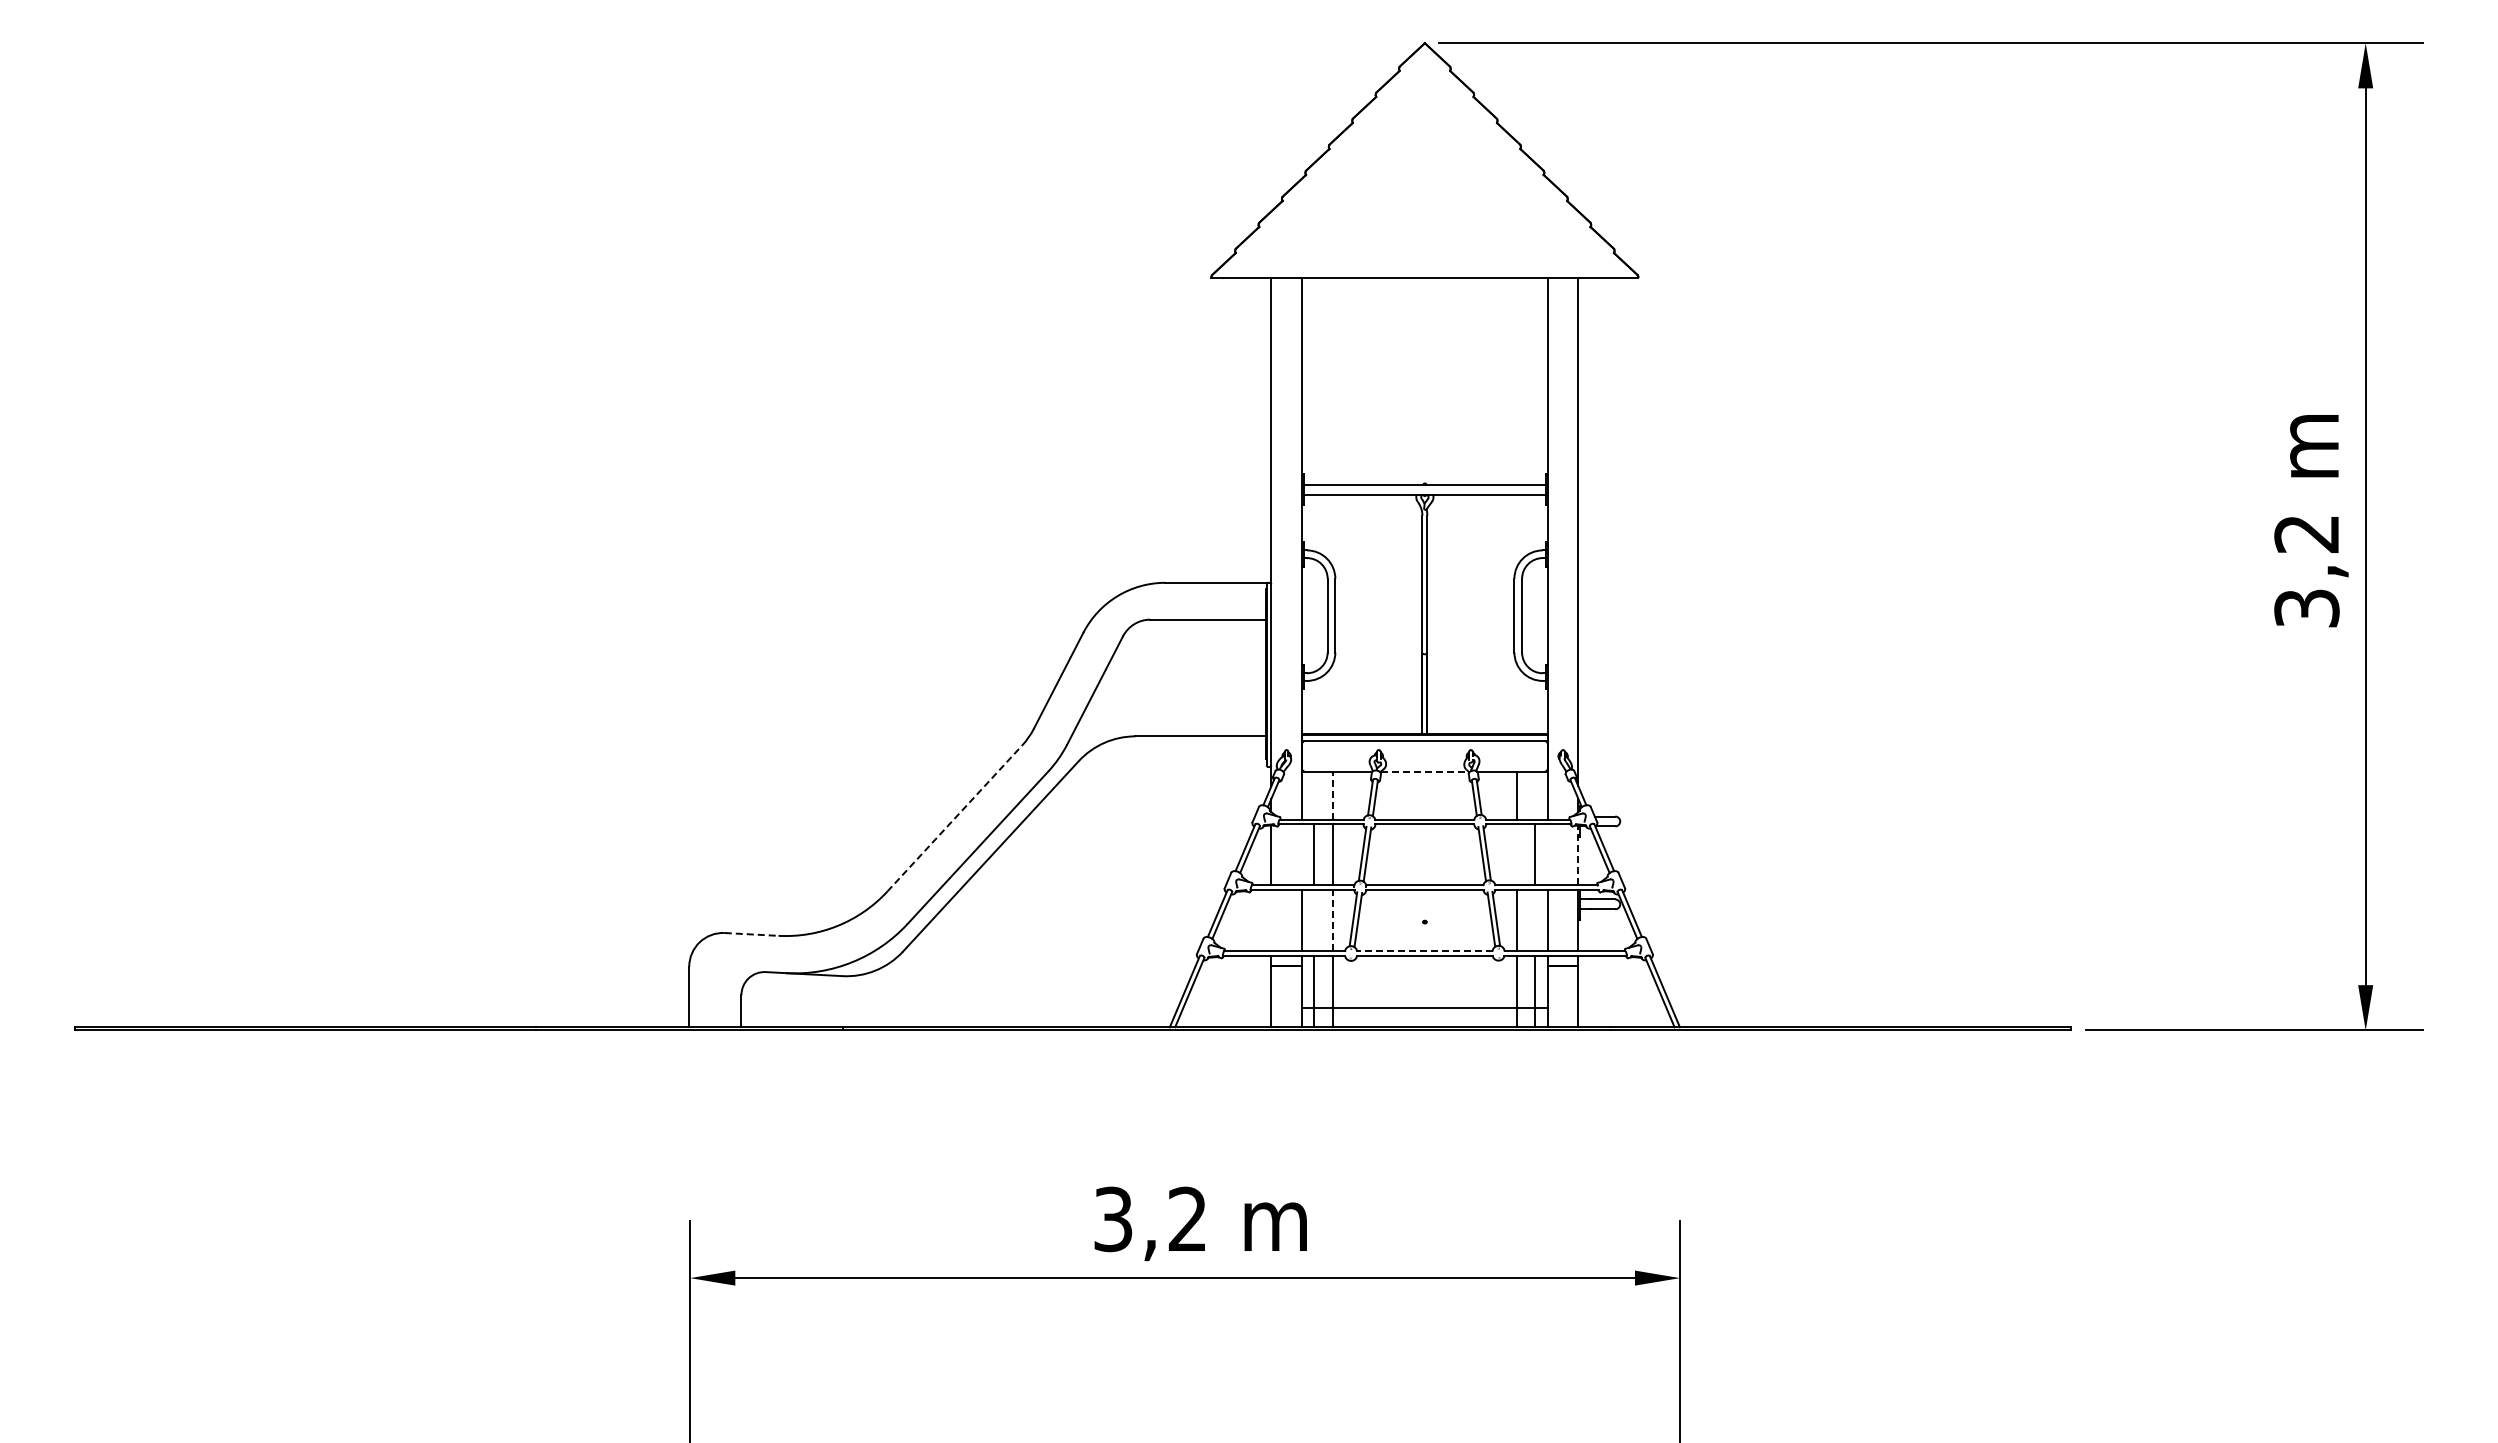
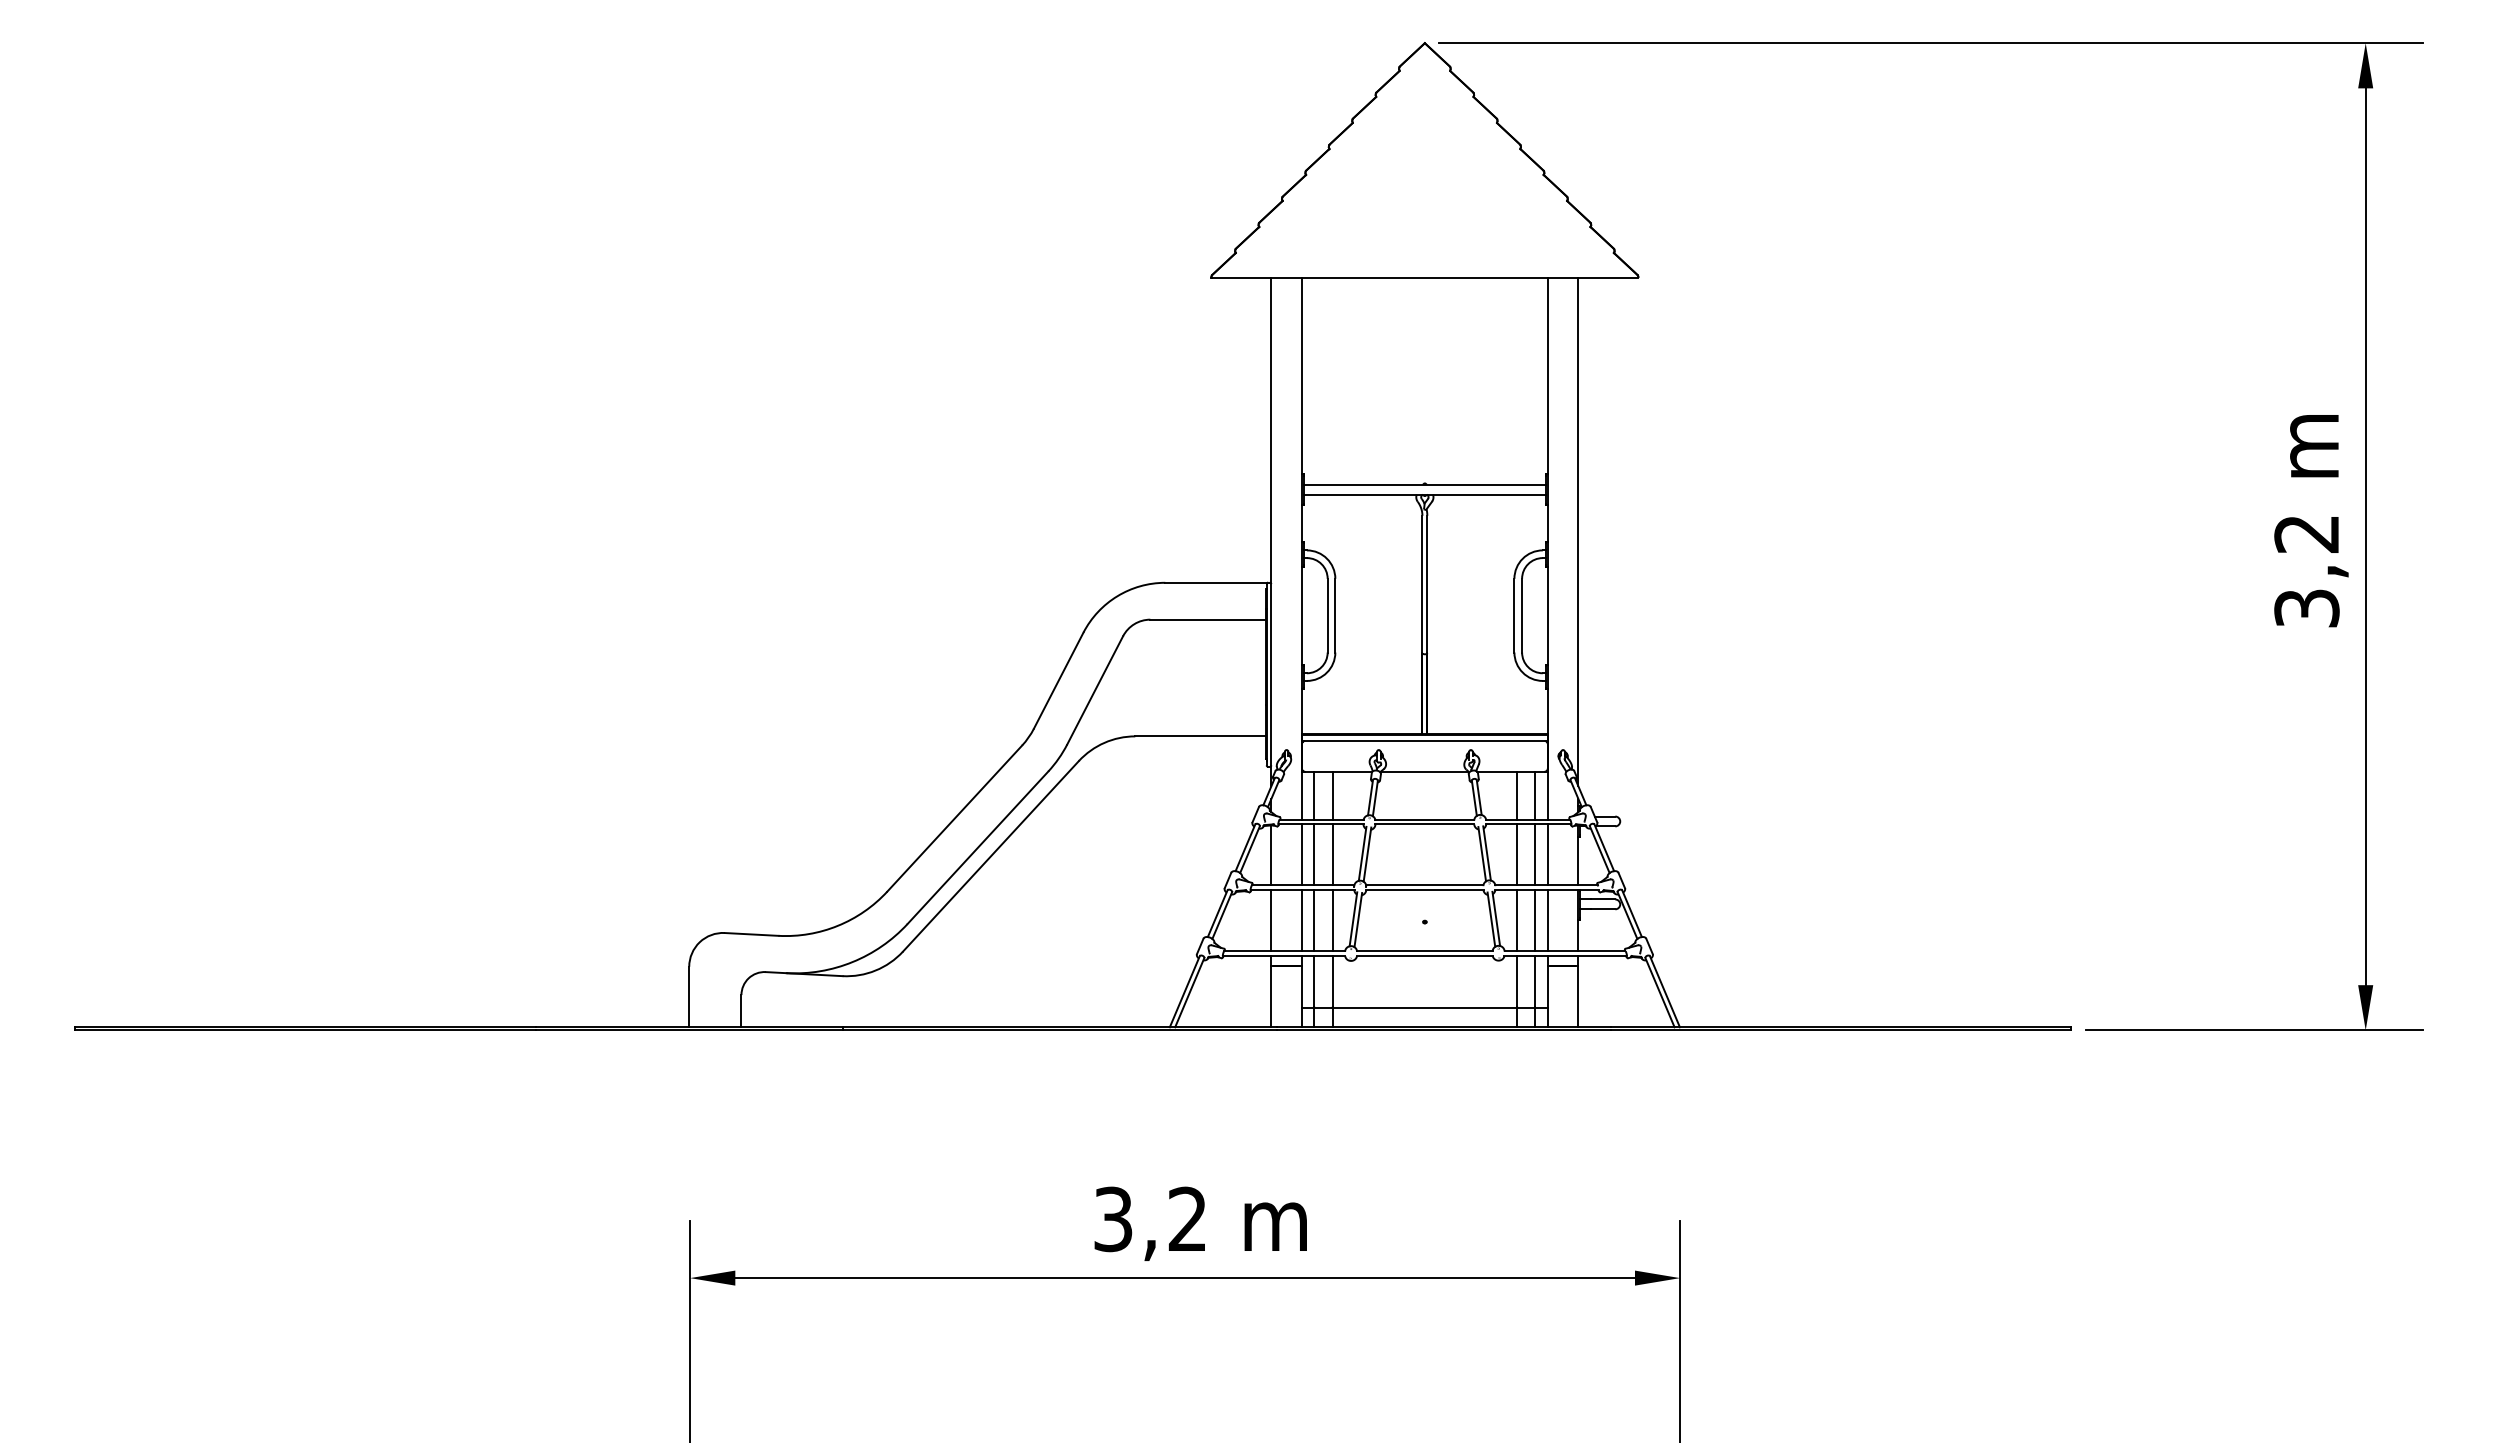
line: dashed -> solid (1424, 771)
line: none -> present (1314, 795)
line: dashed -> solid (1332, 795)
line: none -> present (1535, 795)
line: dashed -> solid (955, 818)
line: none -> present (1302, 854)
line: none -> present (1517, 854)
line: none -> present (1547, 854)
line: dashed -> solid (1578, 855)
line: none -> present (1271, 920)
line: none -> present (1314, 920)
line: dashed -> solid (1332, 920)
line: none -> present (1535, 920)
line: dashed -> solid (751, 934)
line: dashed -> solid (1424, 951)
